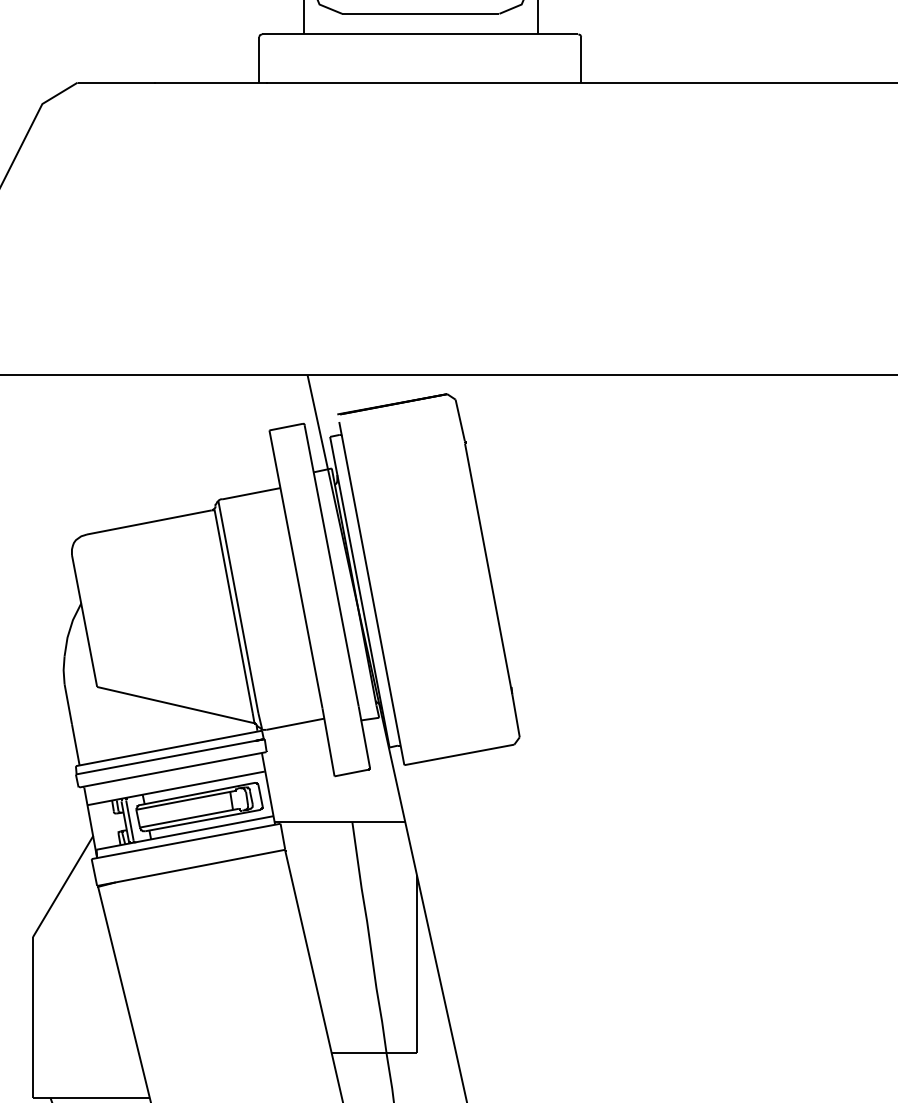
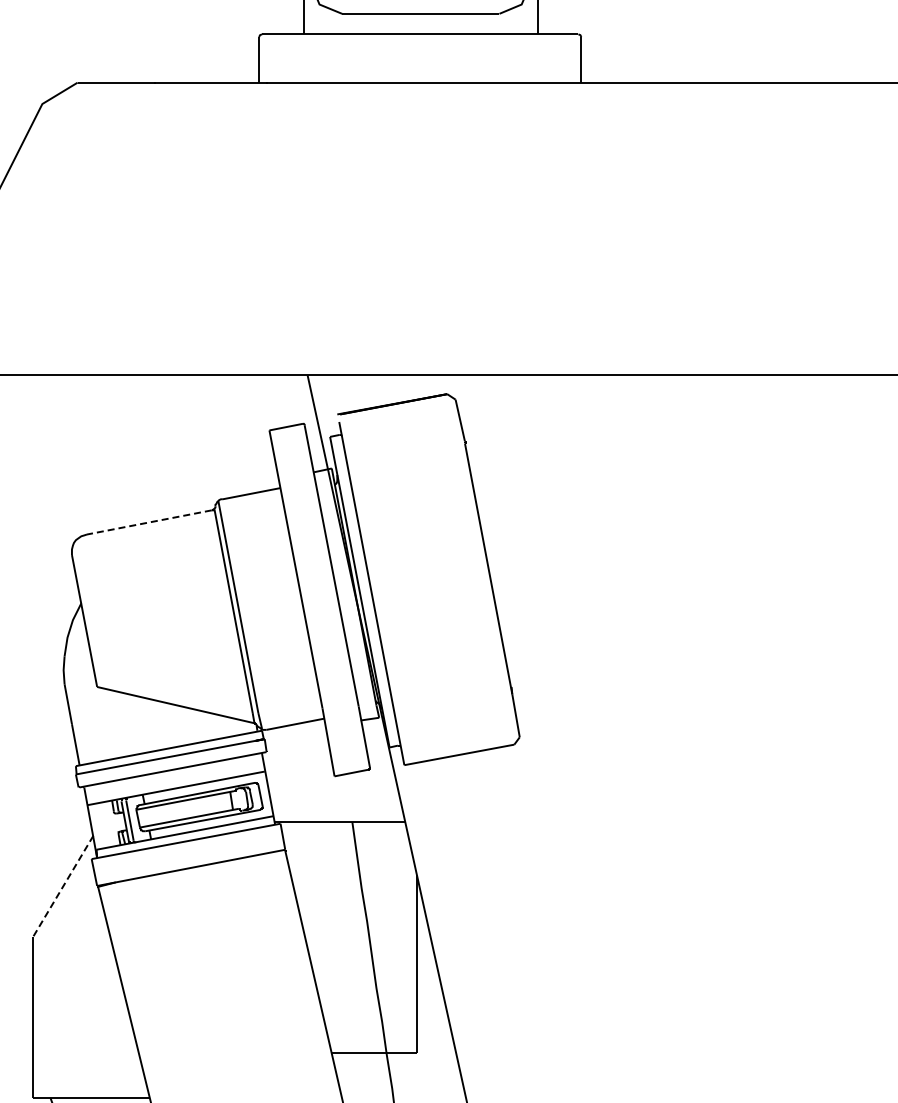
line: solid -> dashed (149, 522)
line: solid -> dashed (62, 886)
